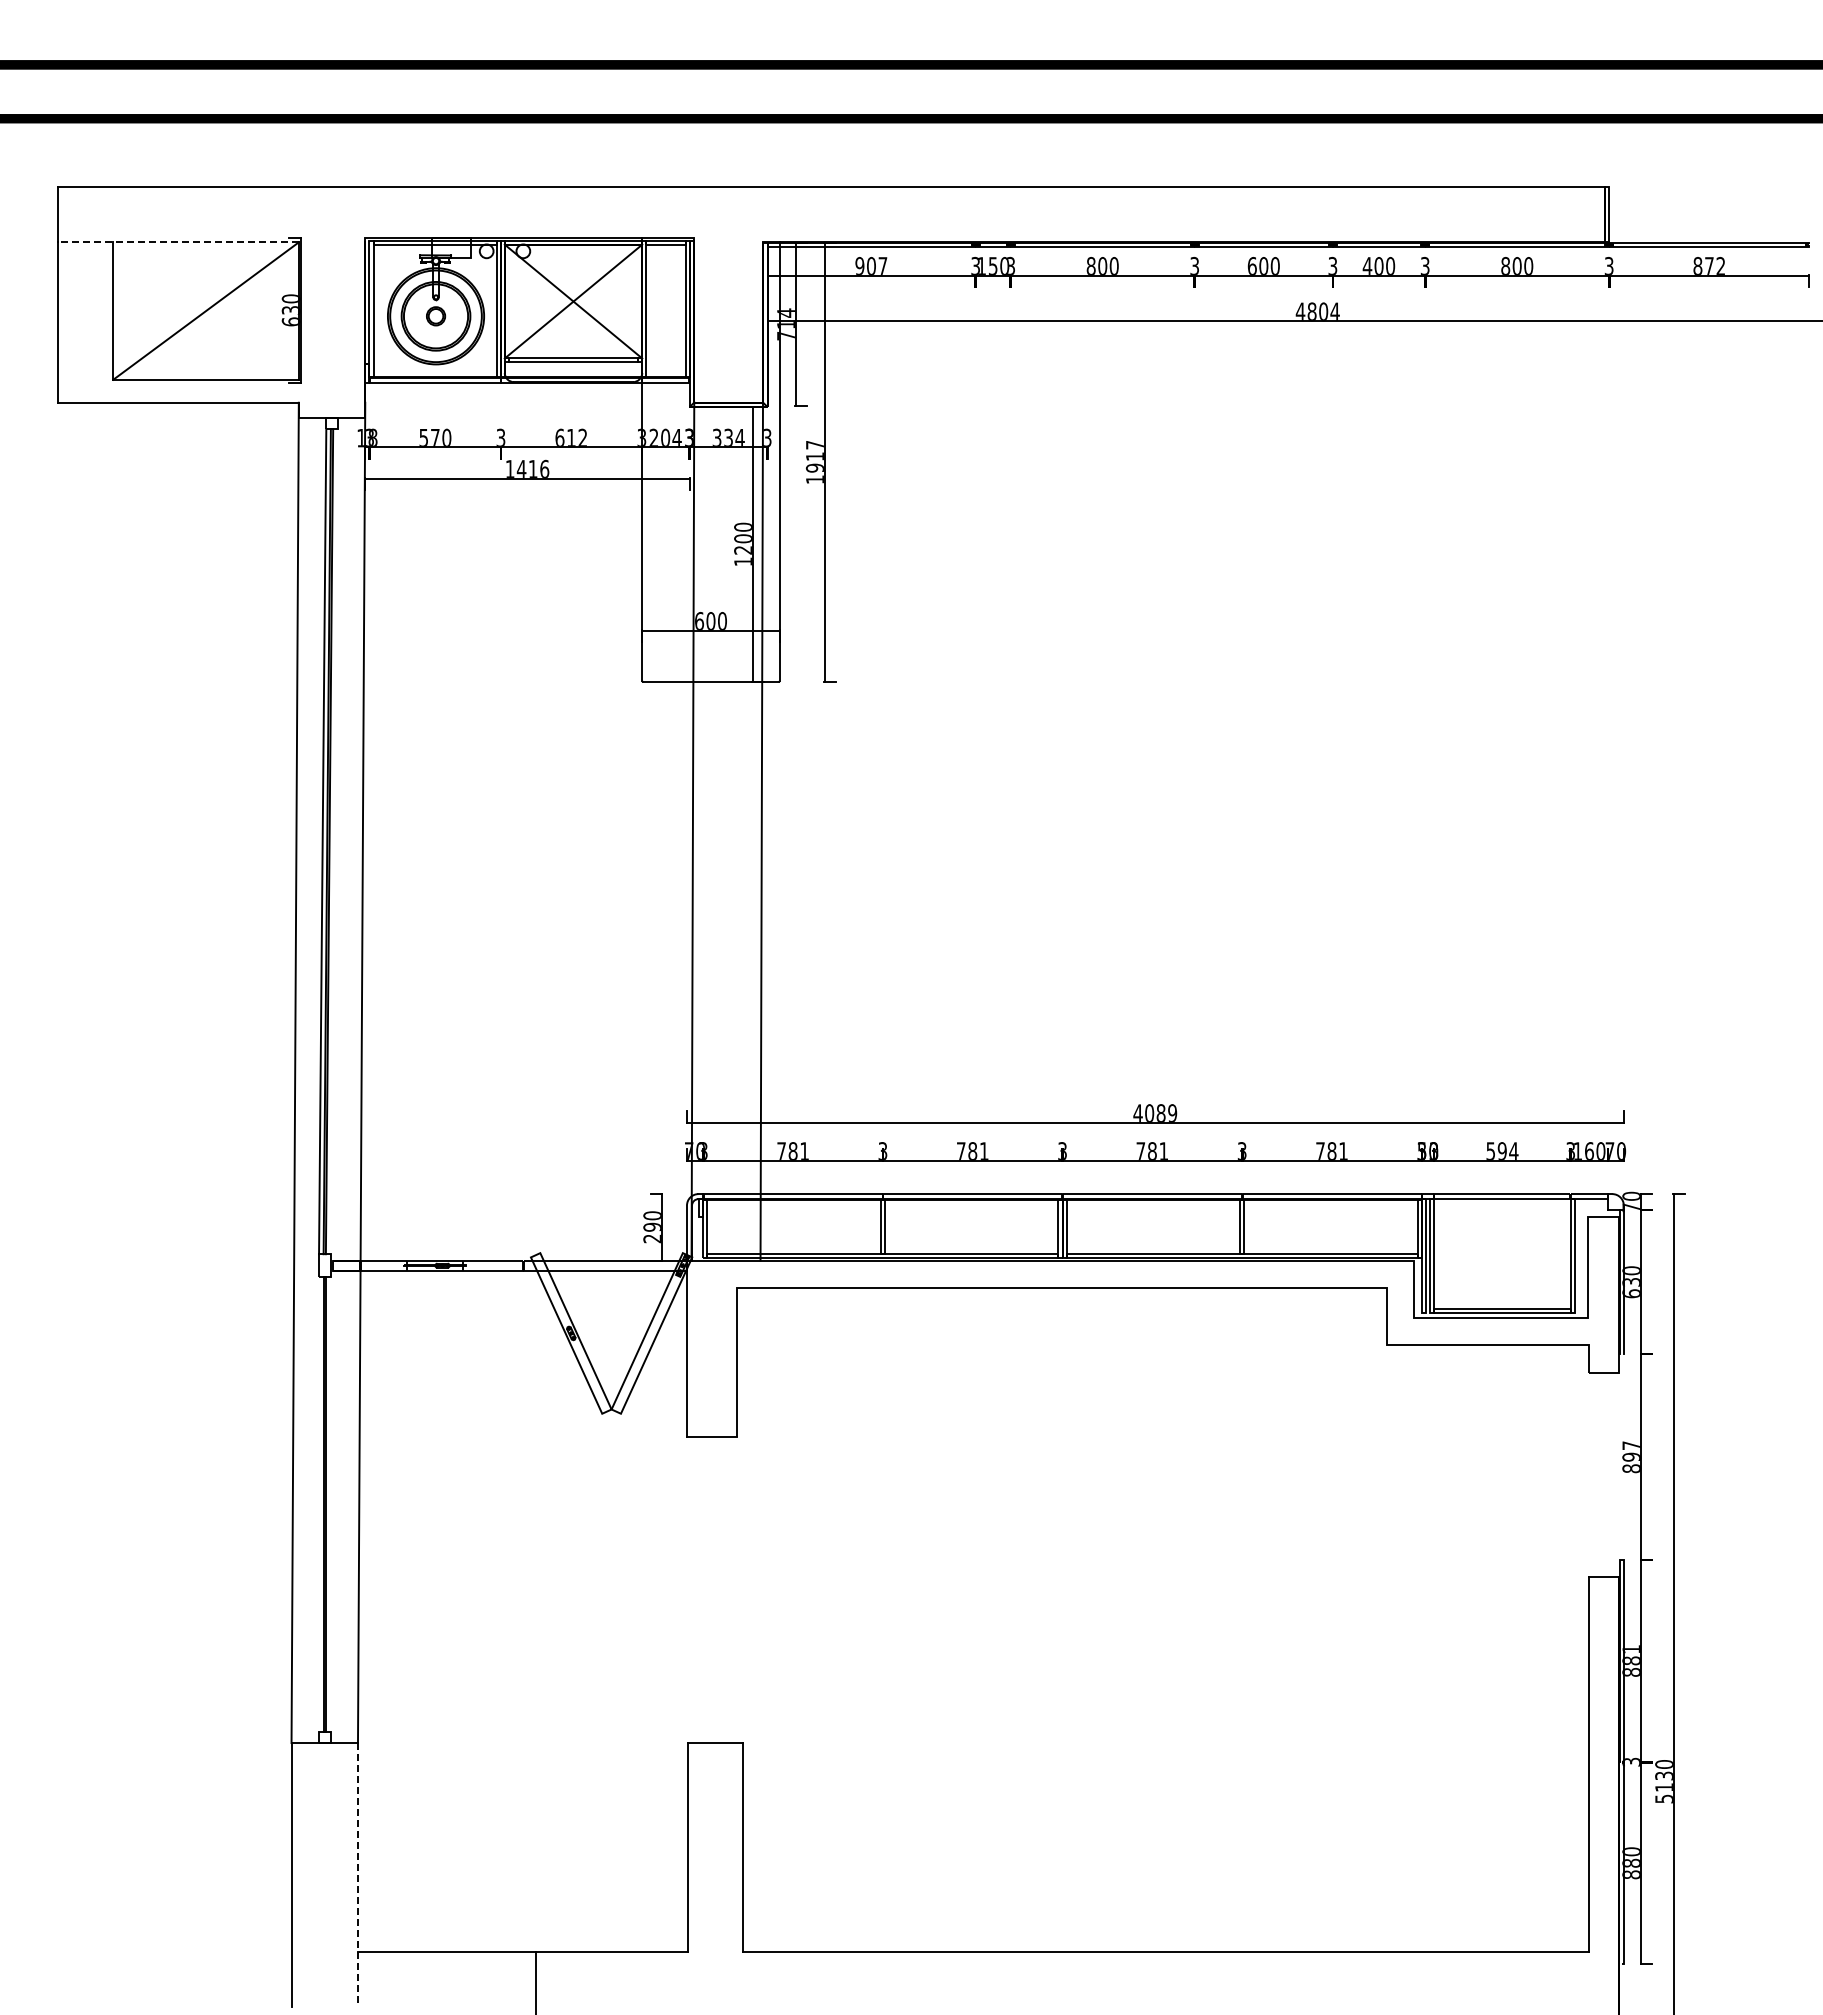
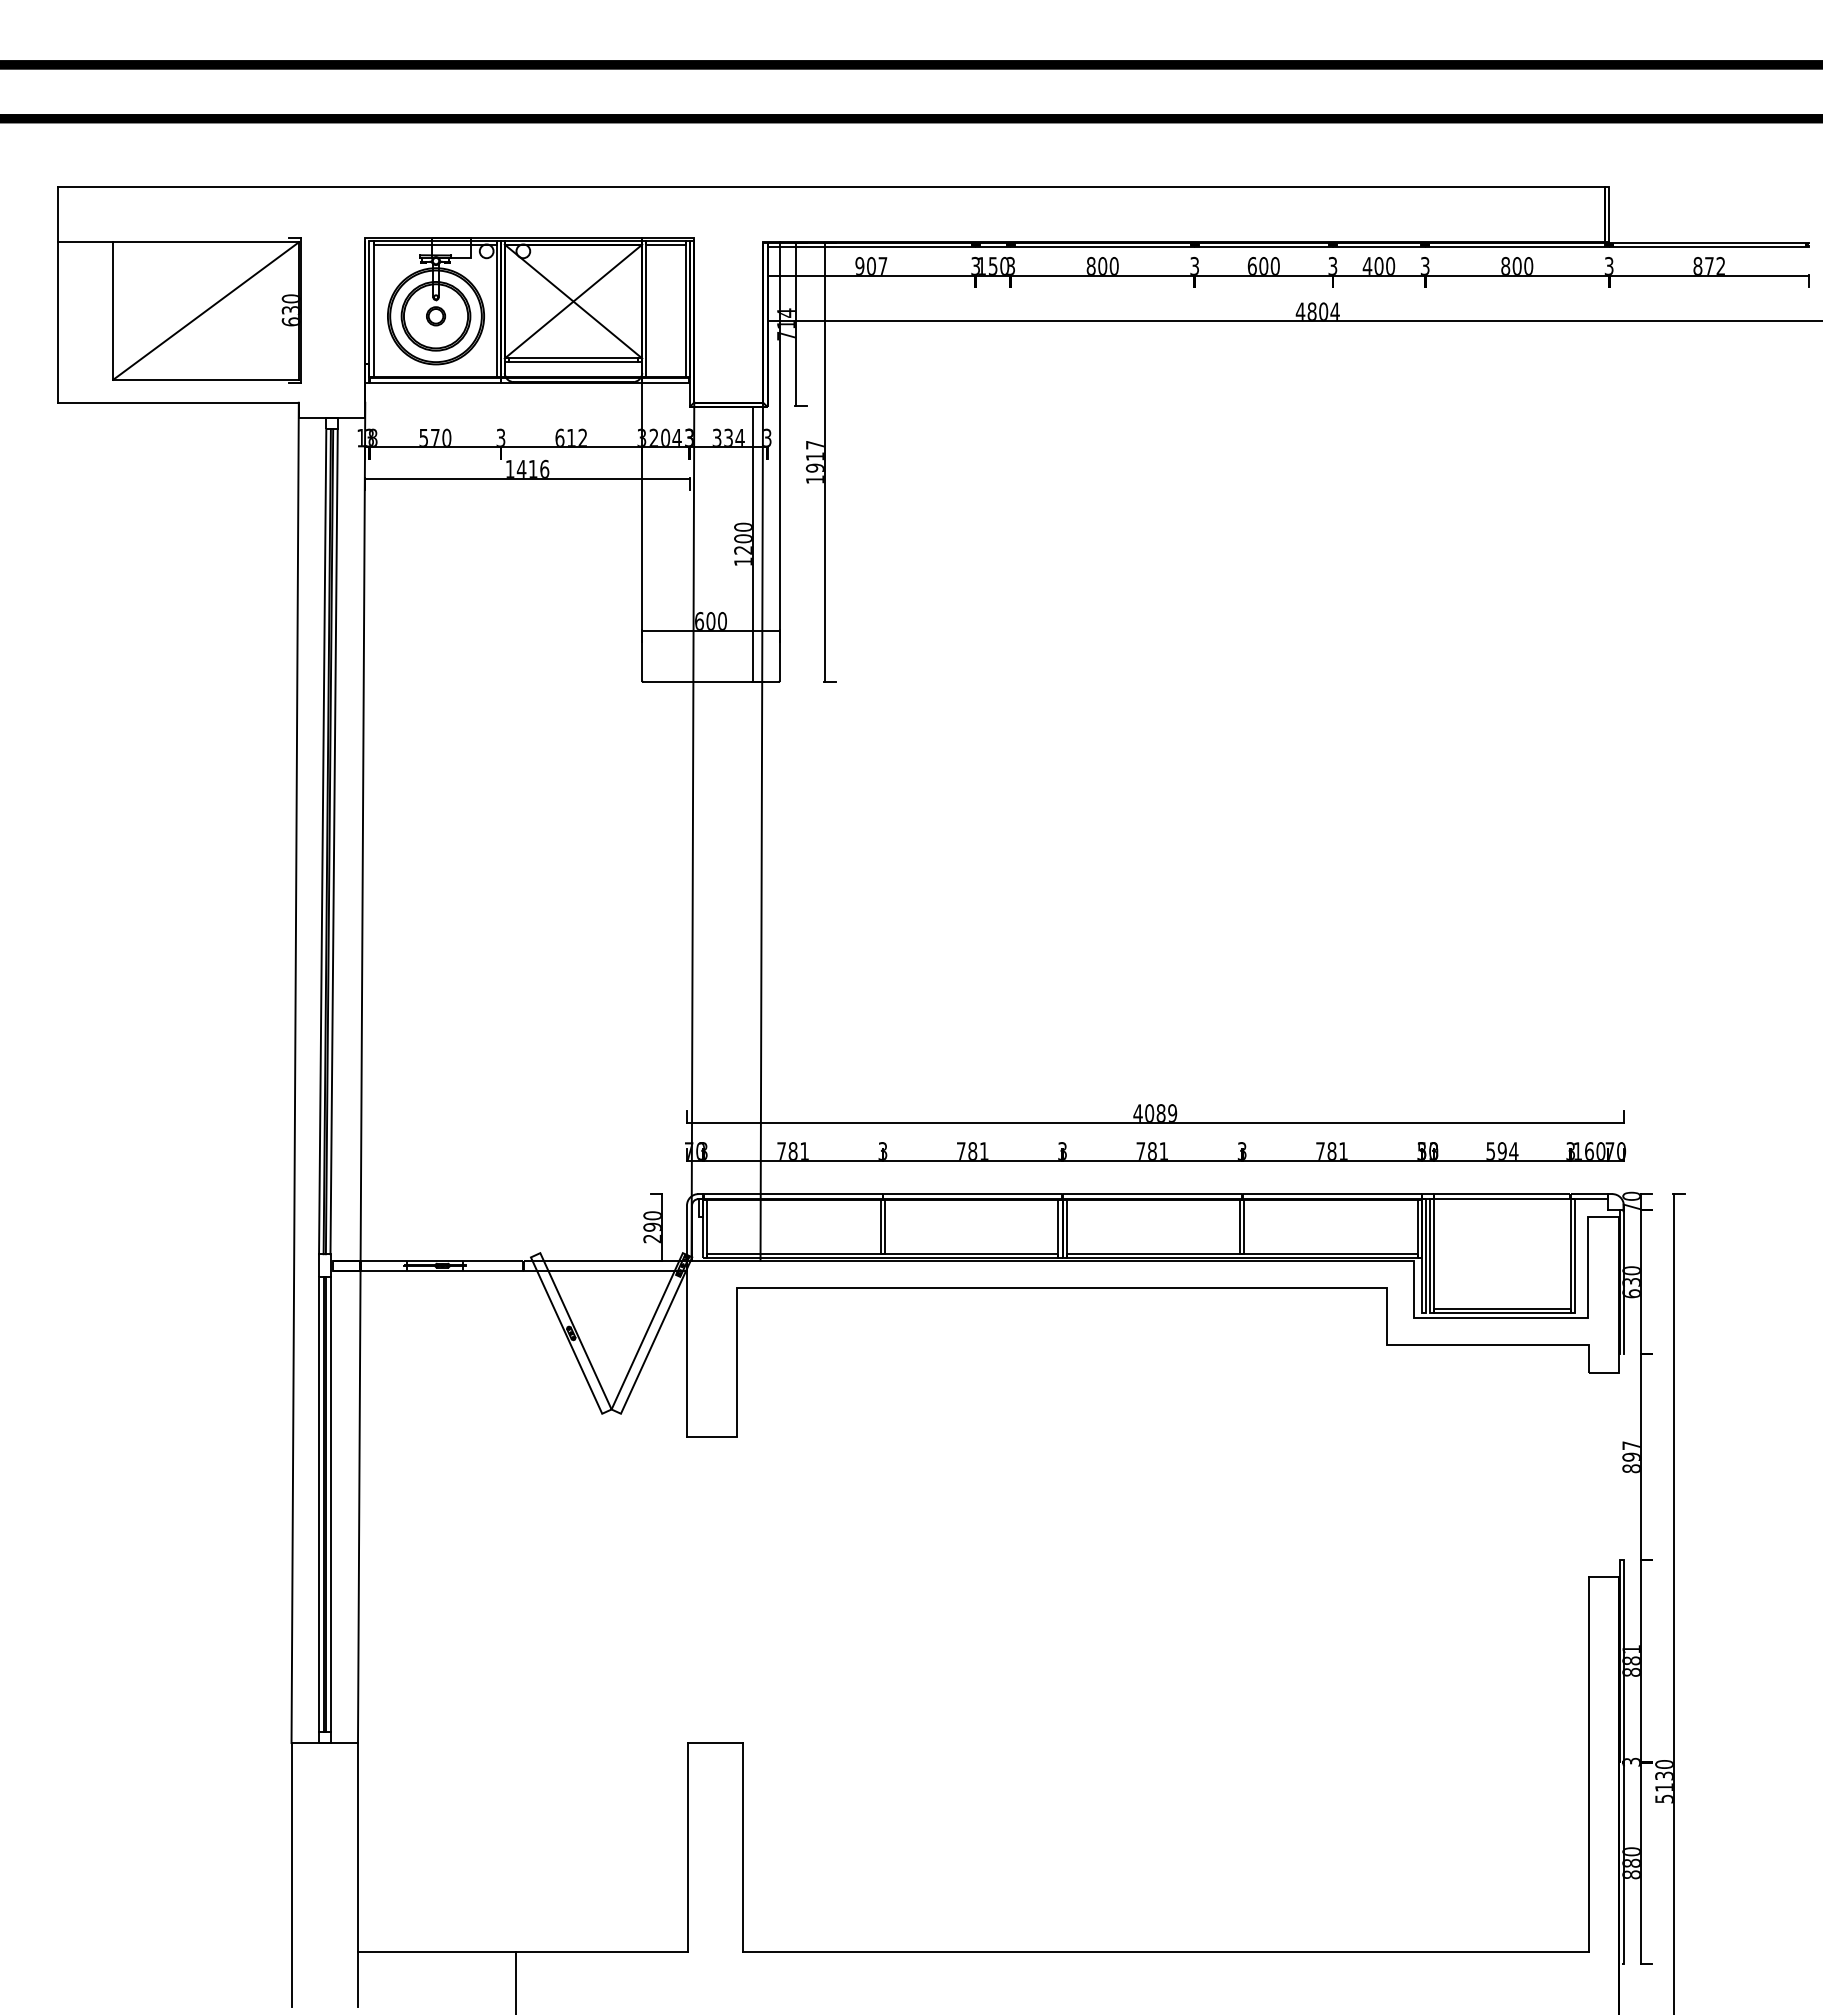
line: dashed -> solid (178, 242)
line: none -> present (333, 841)
line: none -> present (319, 1504)
line: none -> present (330, 1504)
line: dashed -> solid (357, 1874)
line position: (536, 1981) -> (516, 1981) (516, 1981)
